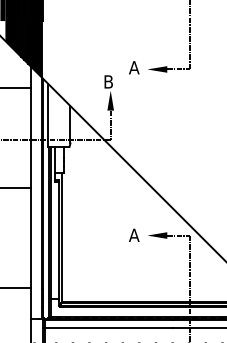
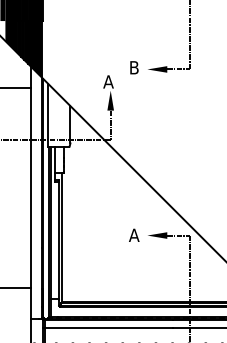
text: A -> B (134, 67)
text: B -> A (108, 81)
line: present -> none (16, 188)
